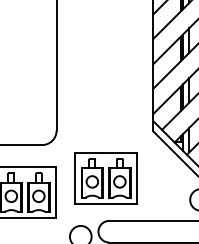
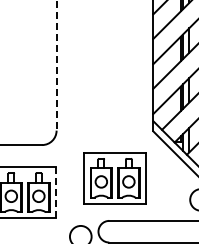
line: solid -> dashed (56, 65)
part position: (105, 178) -> (114, 178) (114, 178)
line: solid -> dashed (55, 193)
